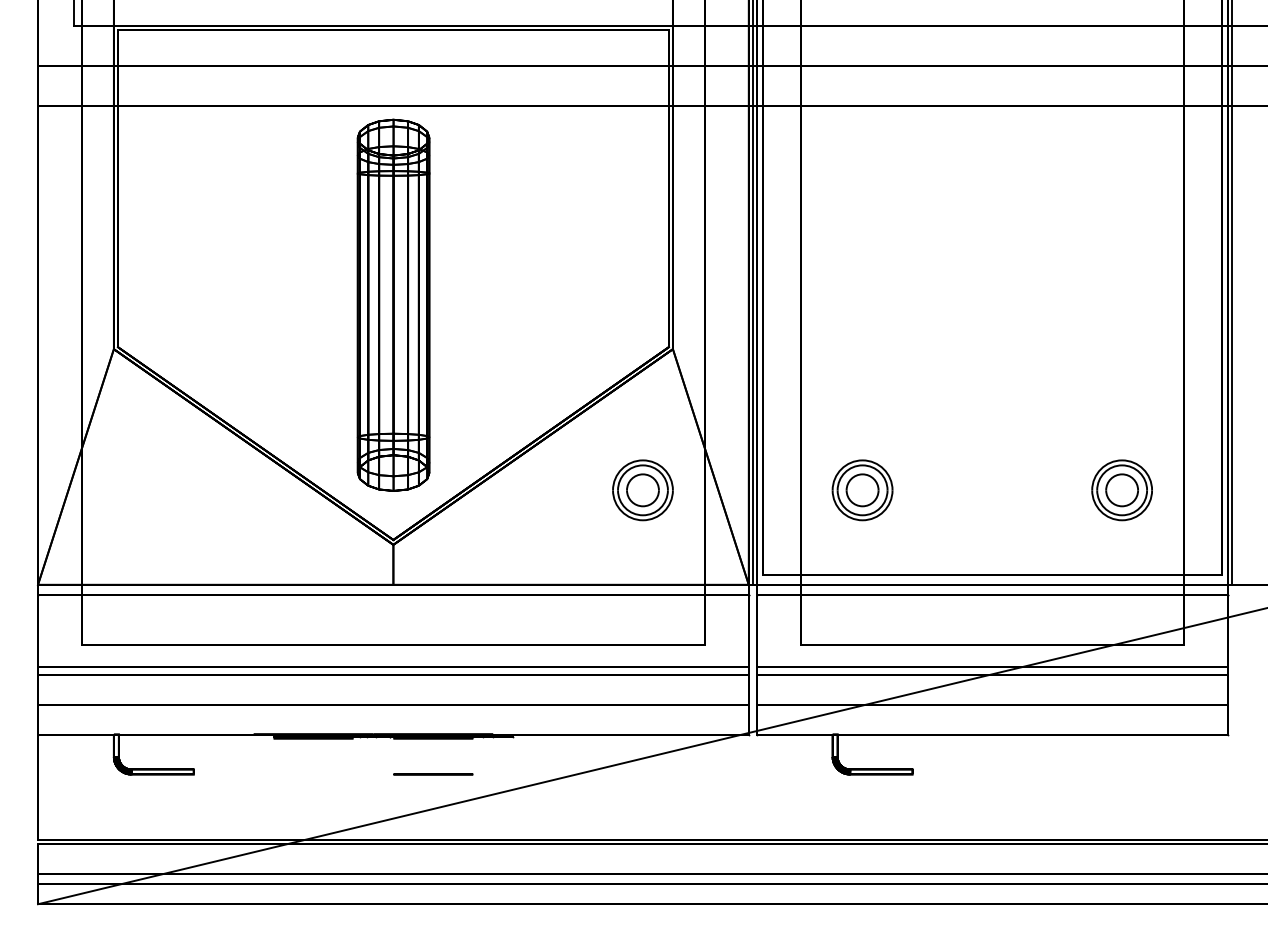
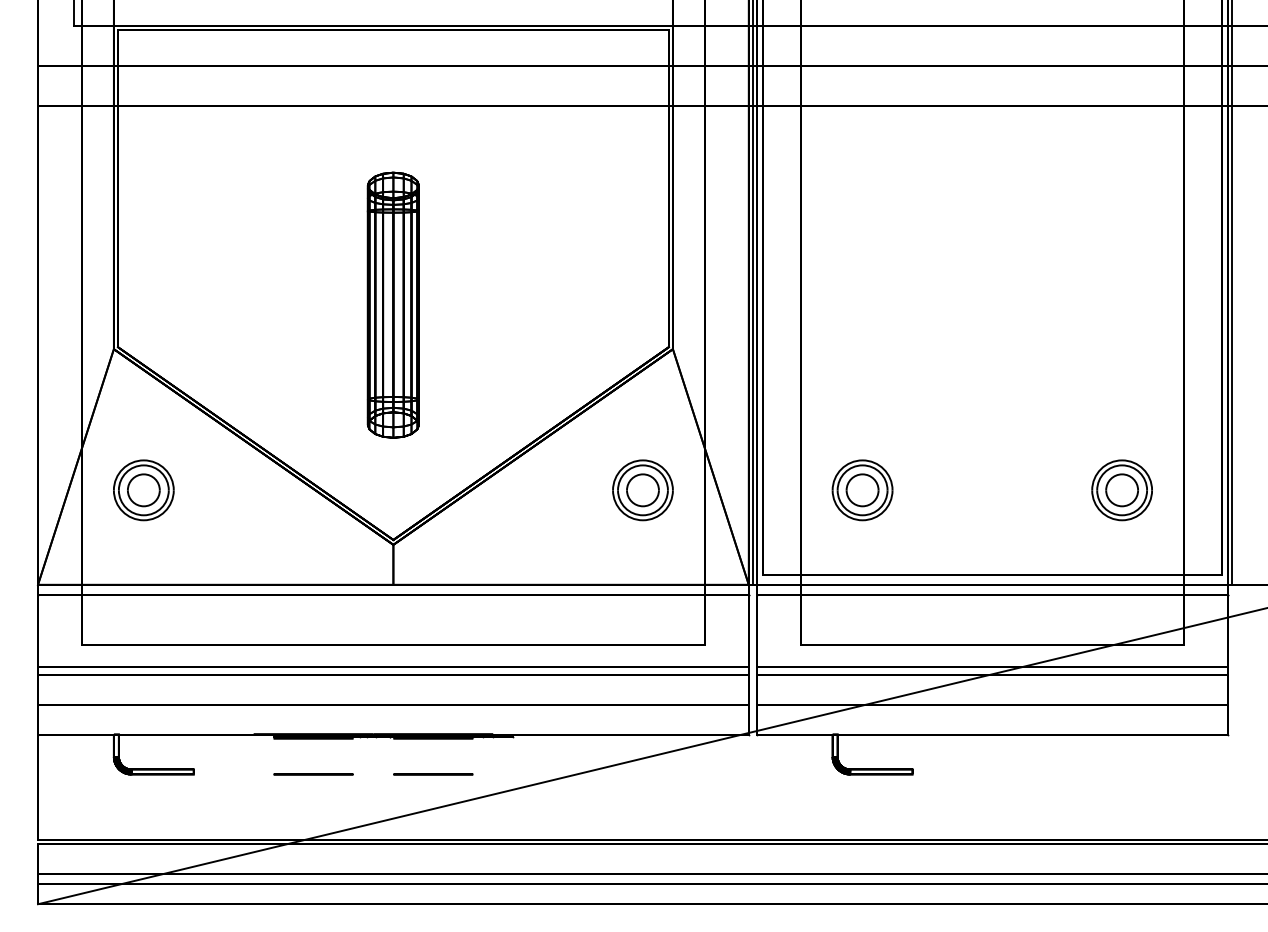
part size: 75x374 px -> 54x268 px (392, 304)
part: none -> present (143, 490)
circle: none -> present (313, 774)
